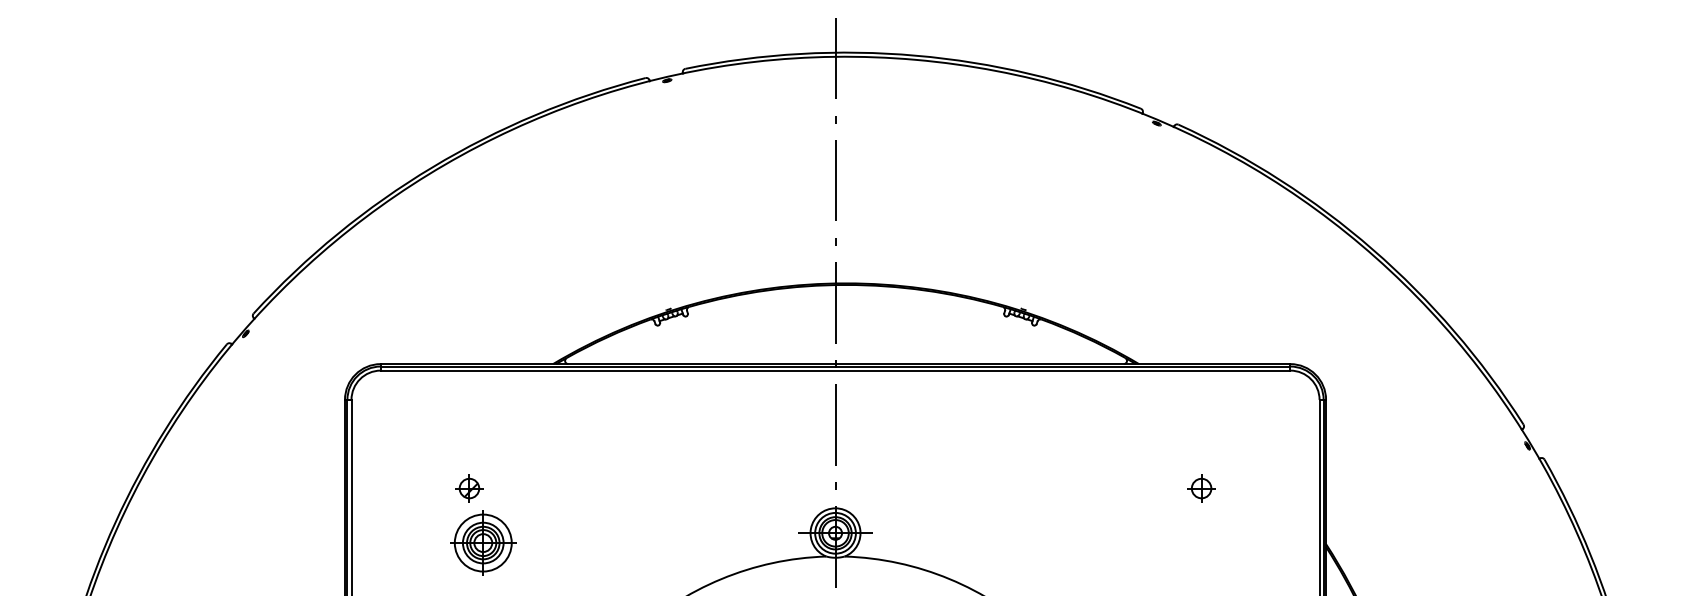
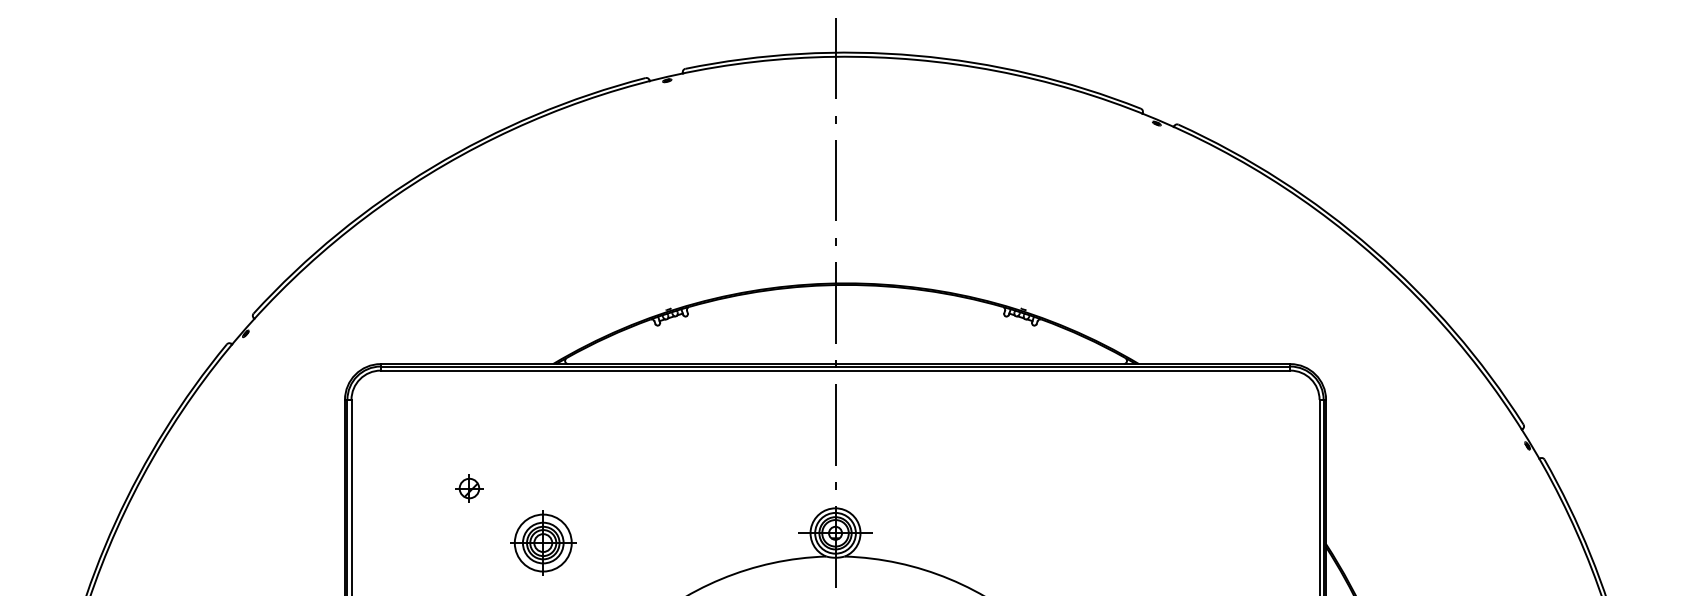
part: present -> none (1201, 488)
part position: (483, 542) -> (543, 542) (543, 542)
